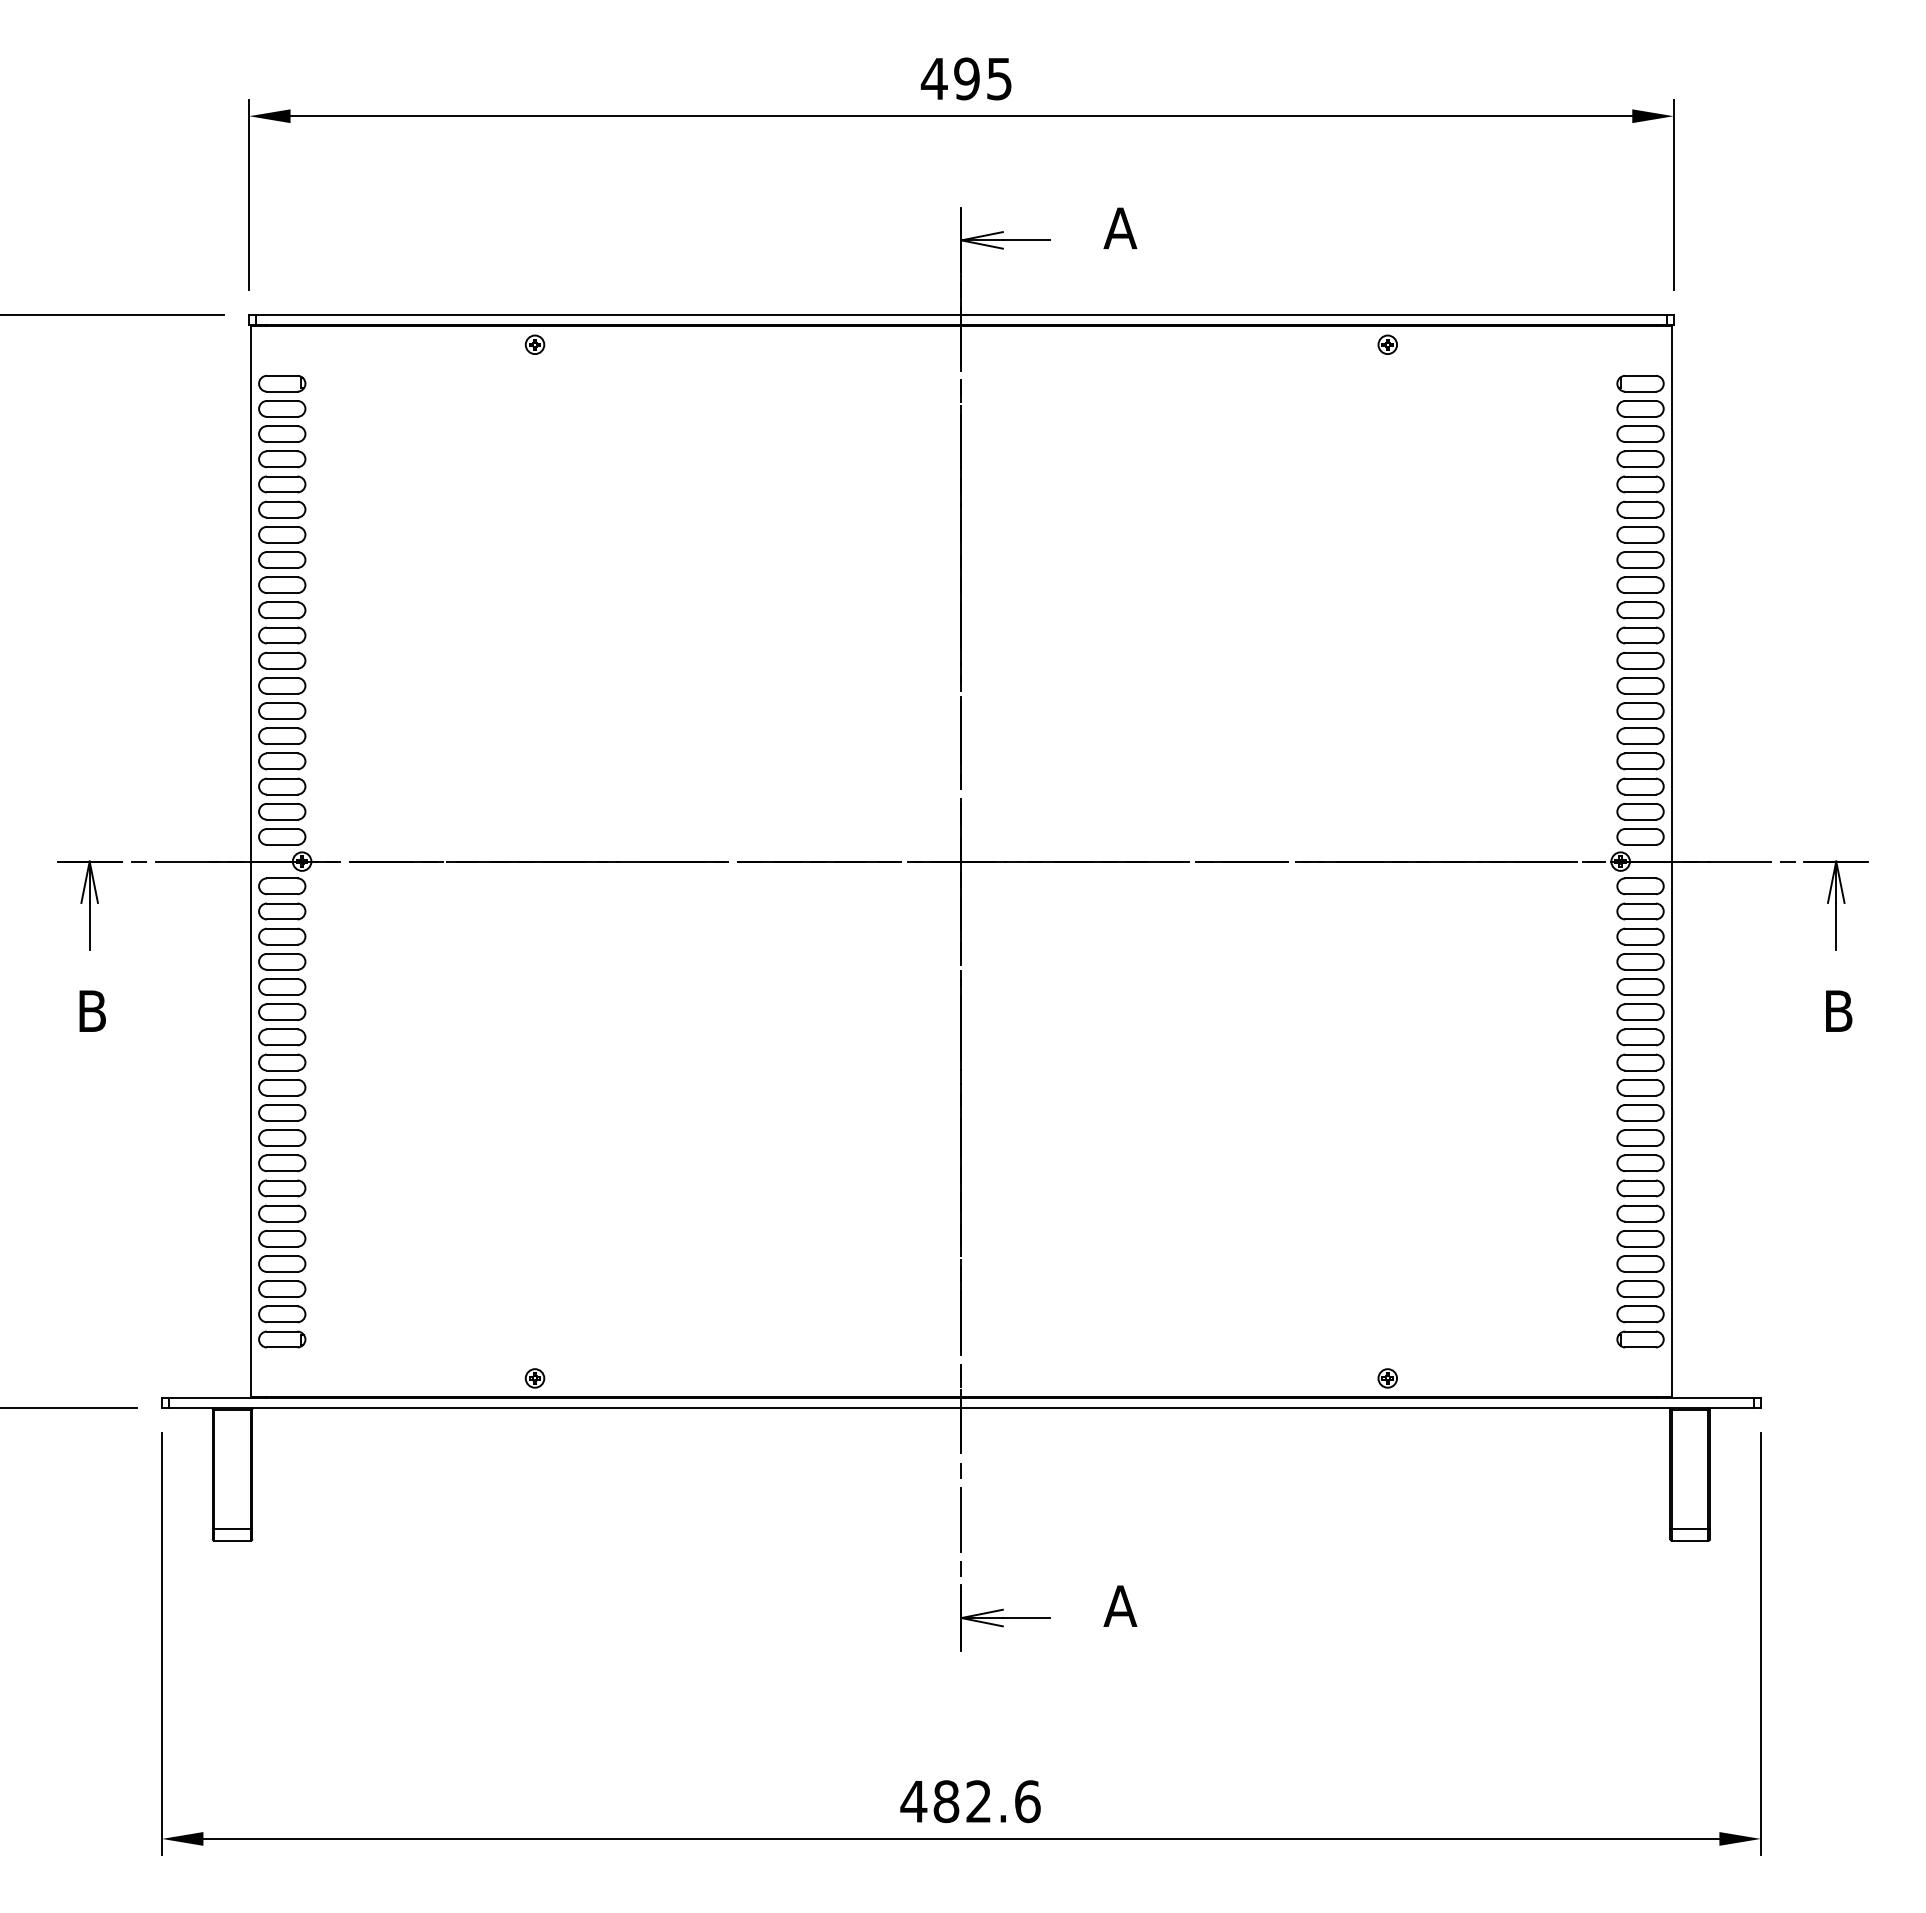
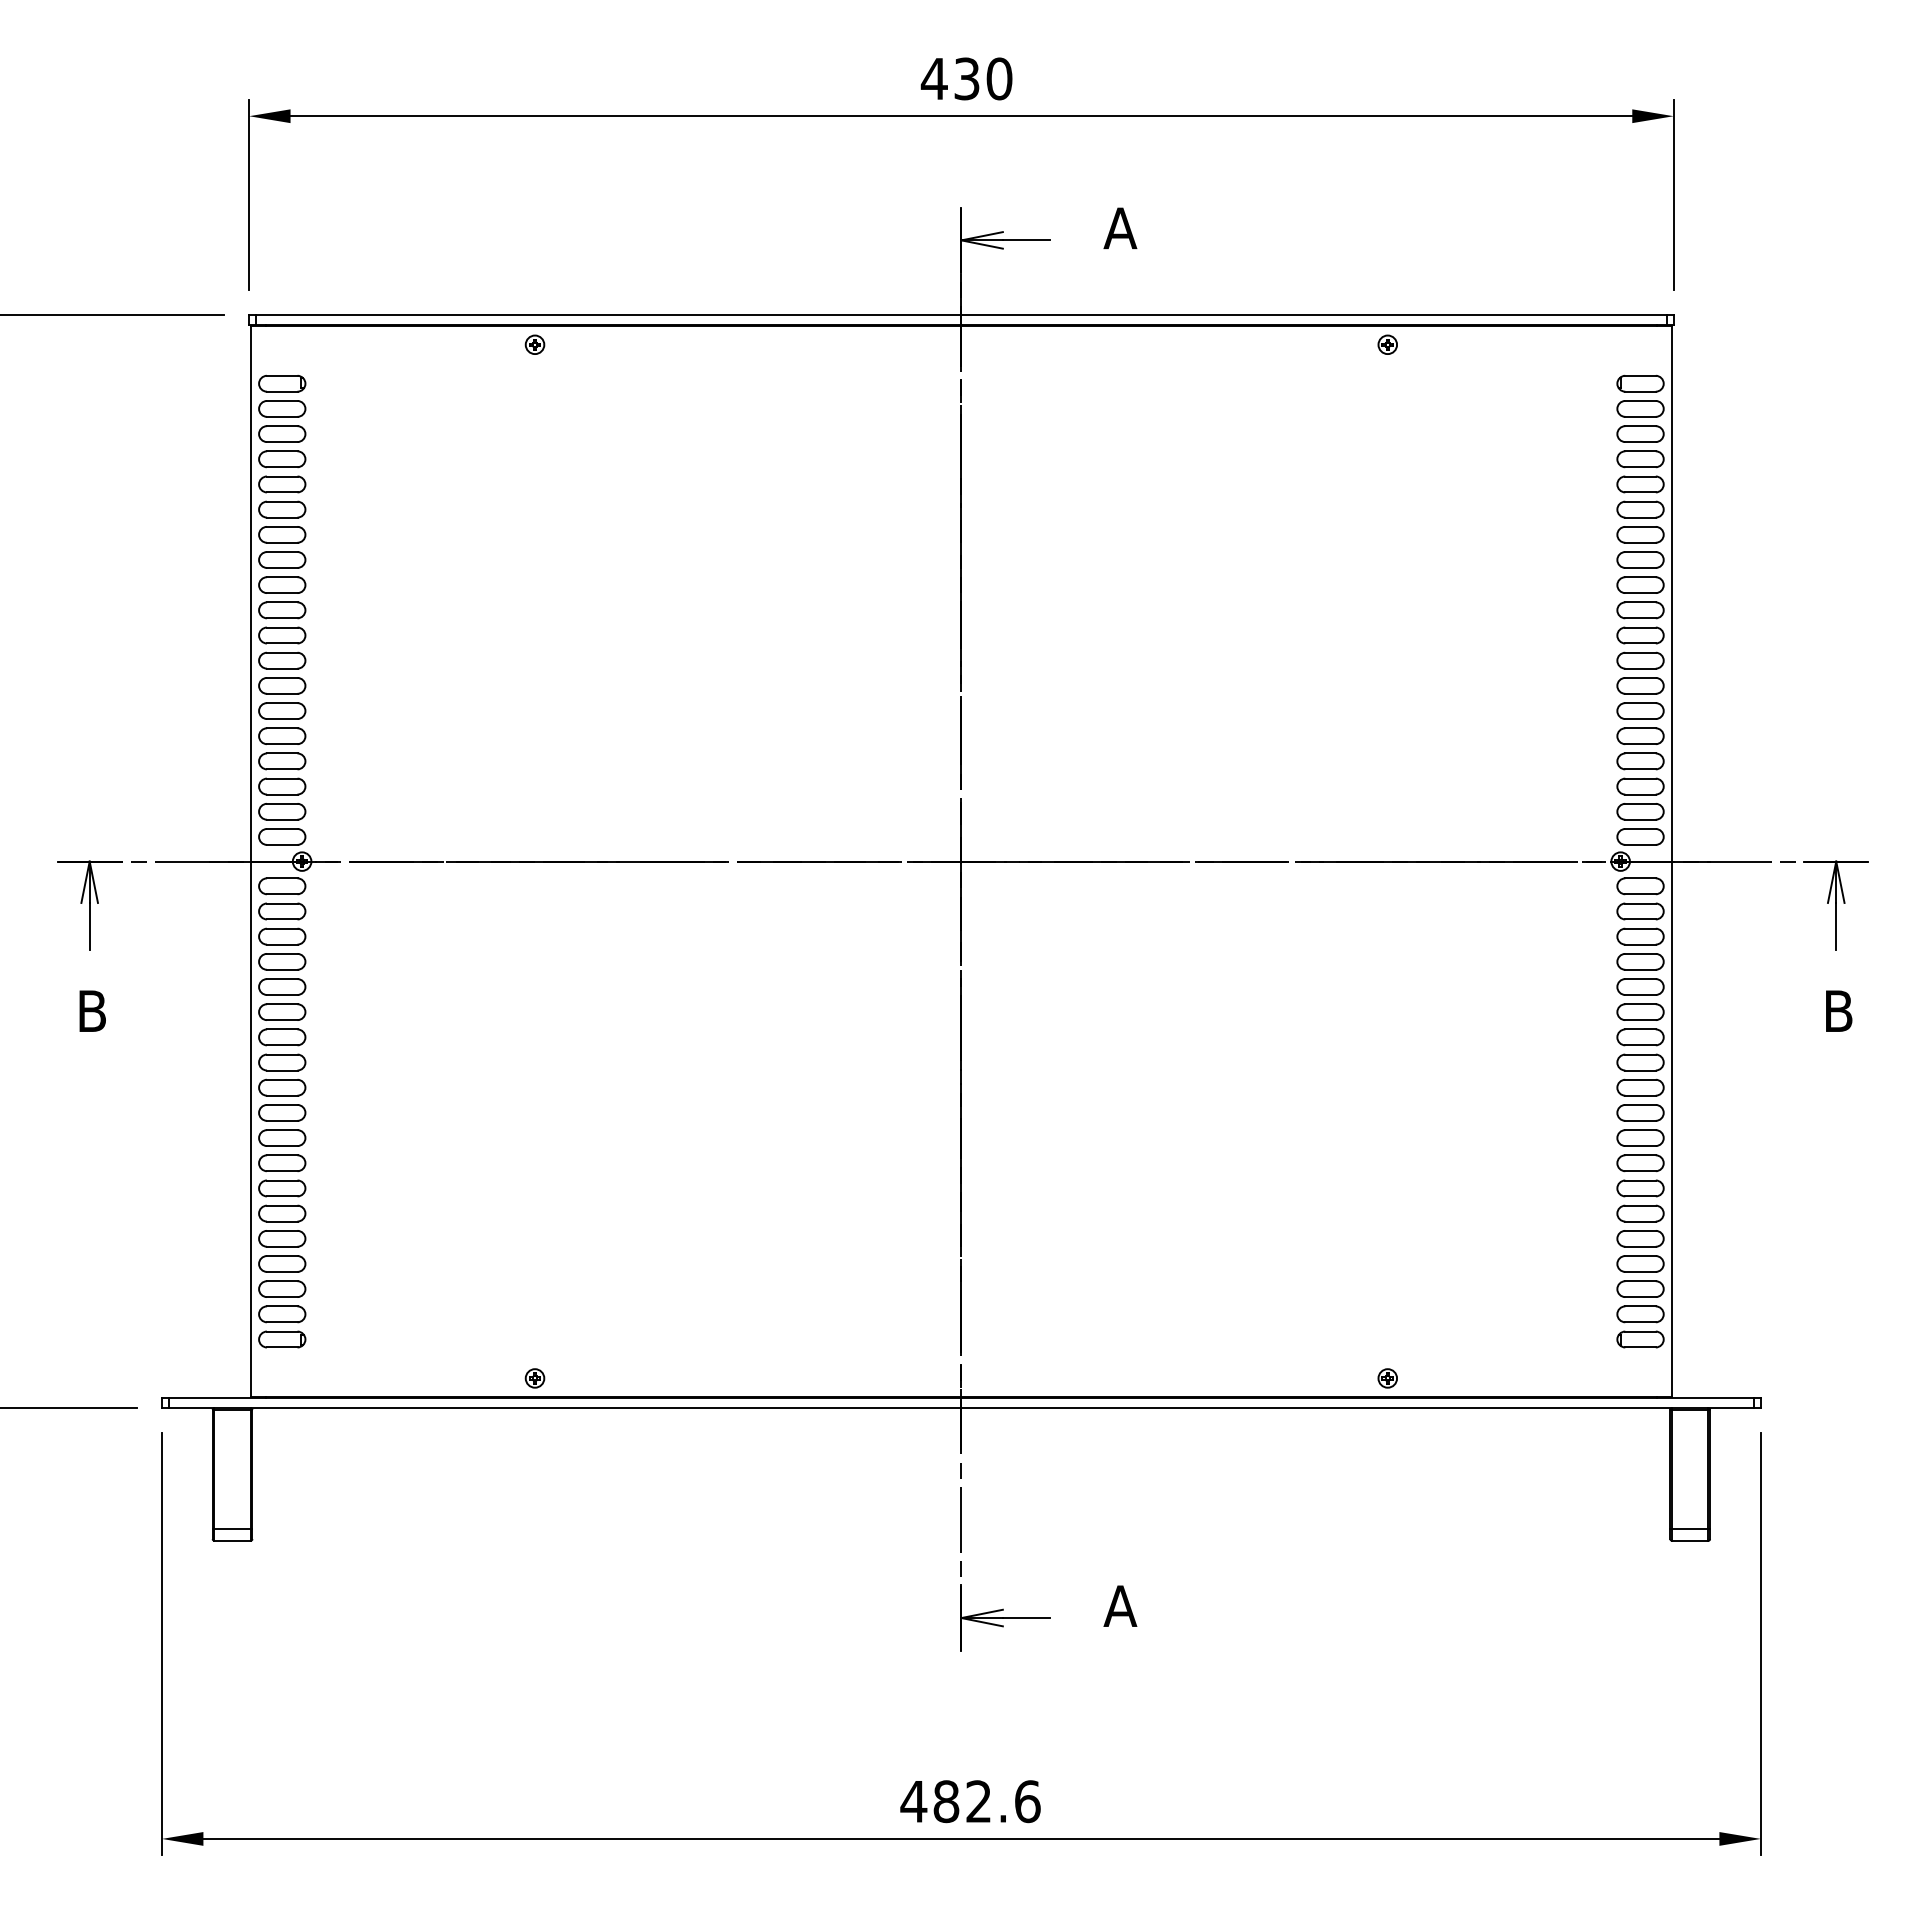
text: 495 -> 430 (983, 78)
